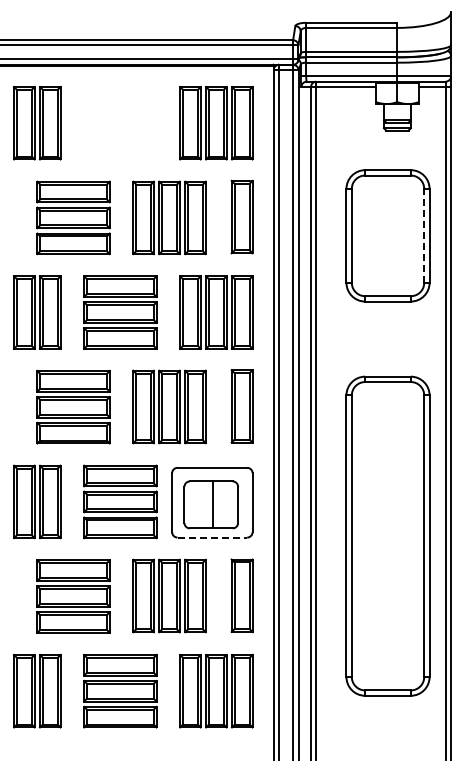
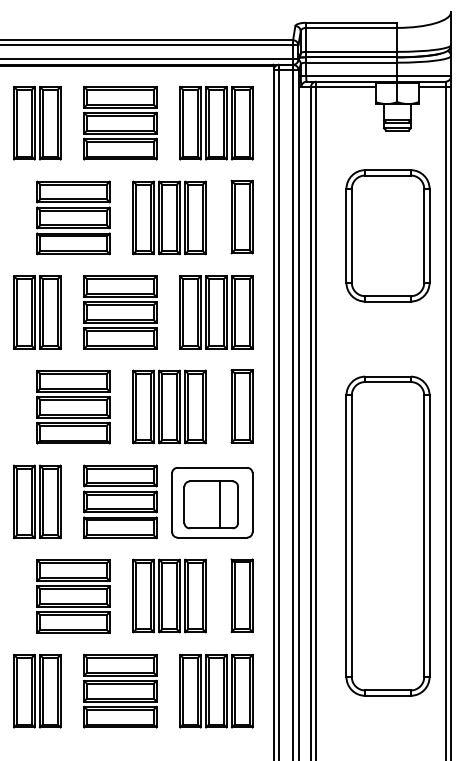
part: none -> present (120, 123)
line: dashed -> solid (424, 235)
line position: (212, 504) -> (219, 504) (219, 504)
line: dashed -> solid (212, 537)
